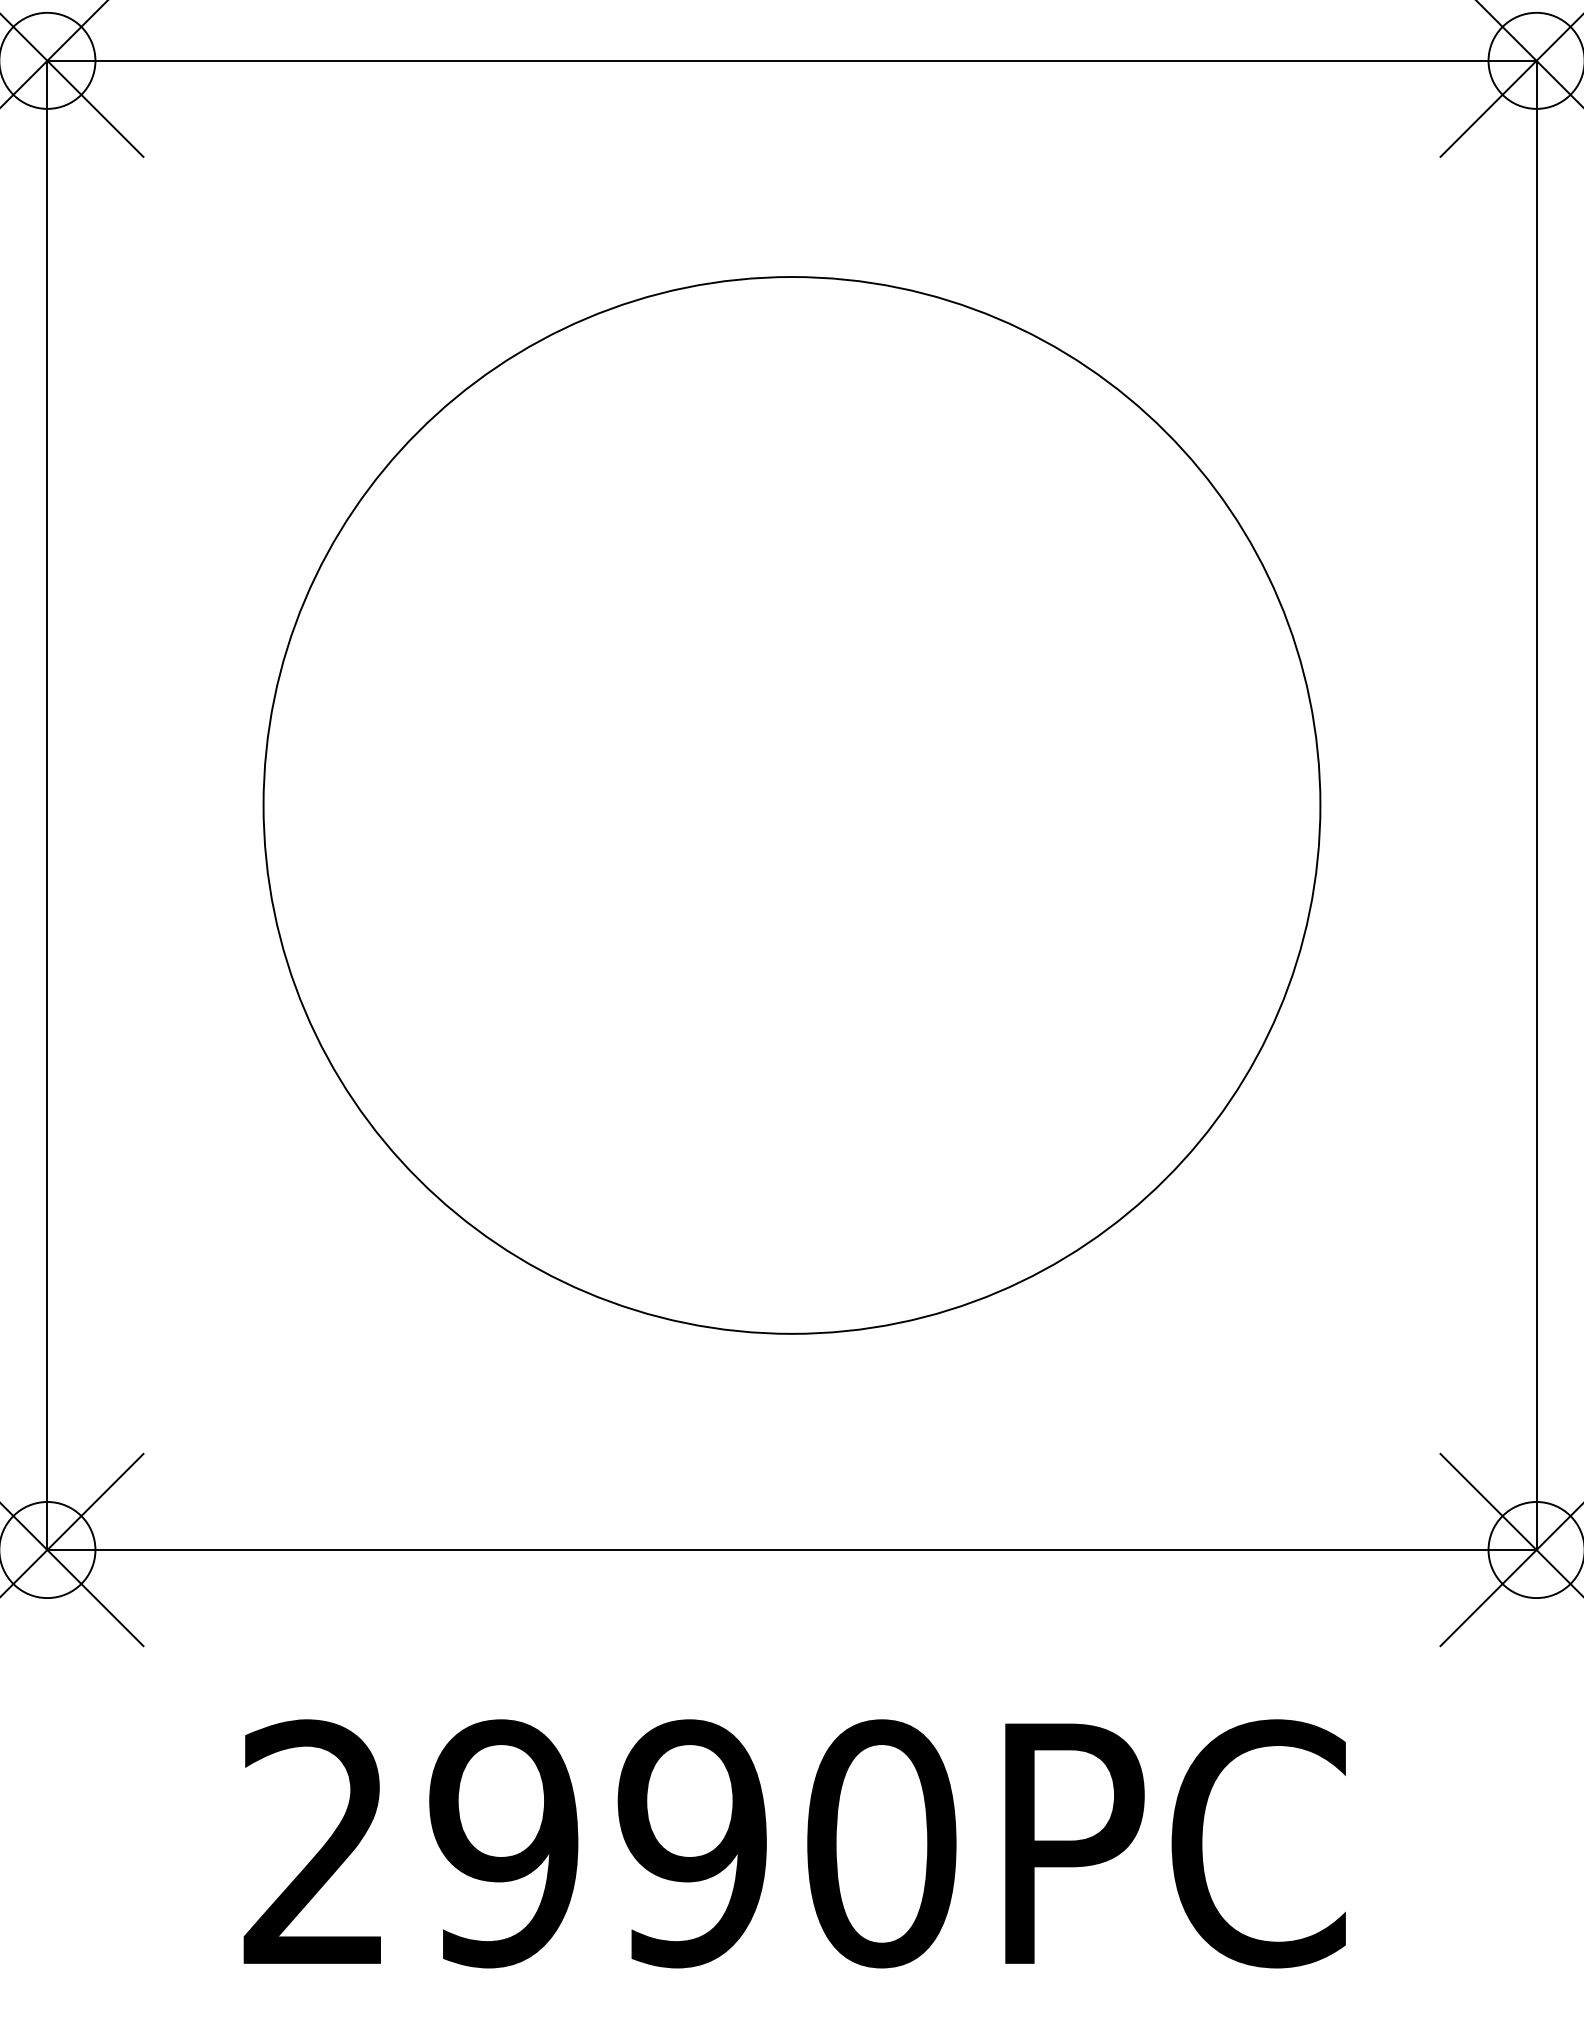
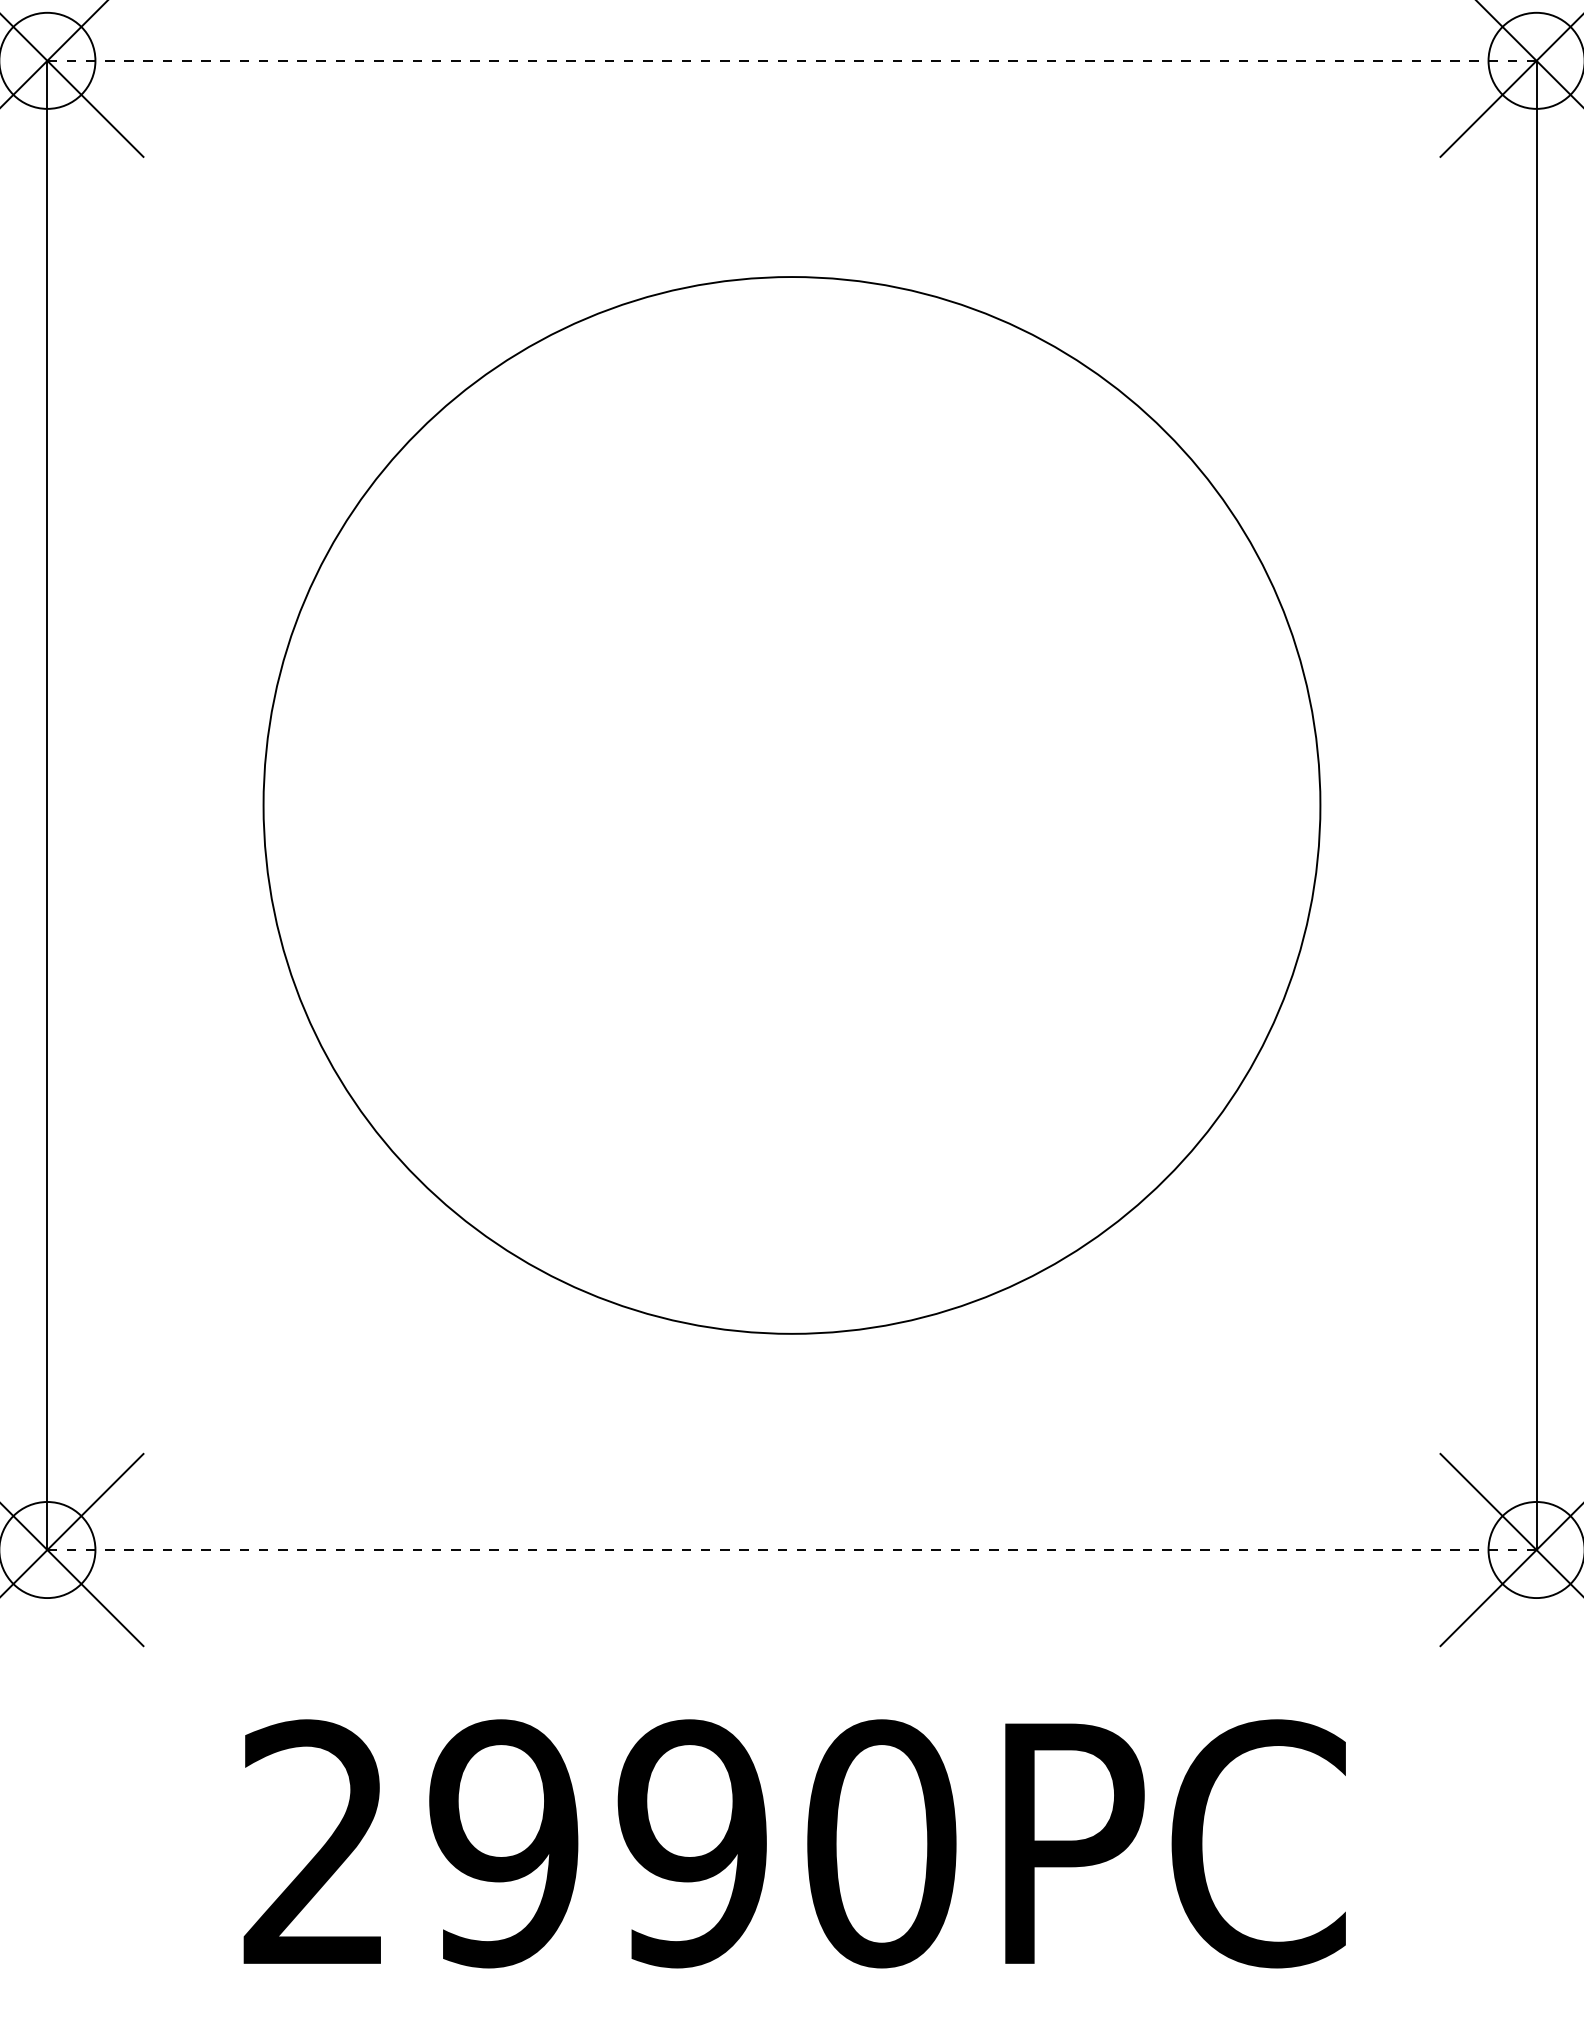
line: solid -> dashed (792, 60)
line: solid -> dashed (792, 1550)
